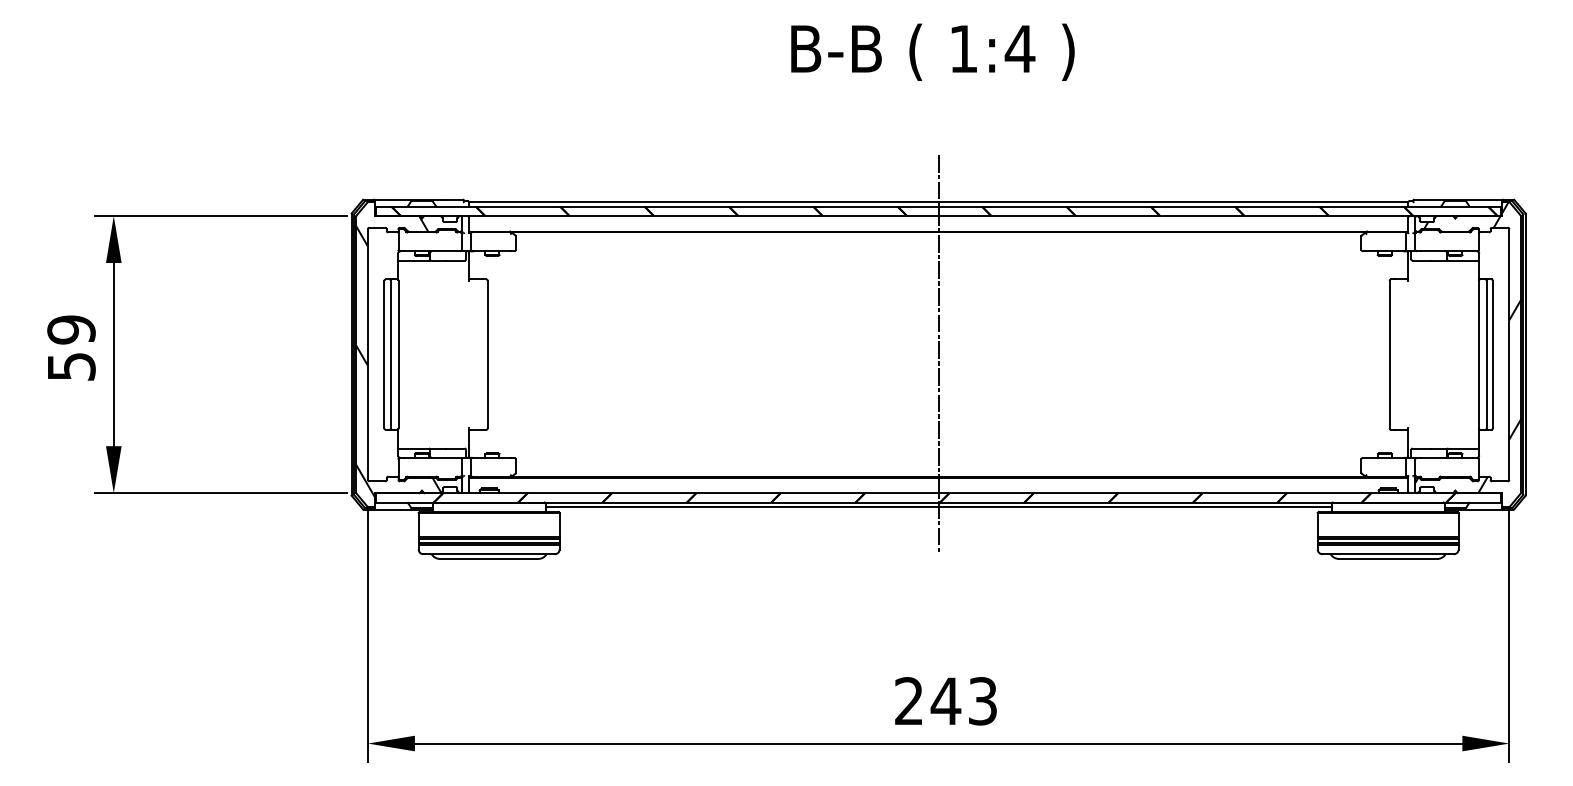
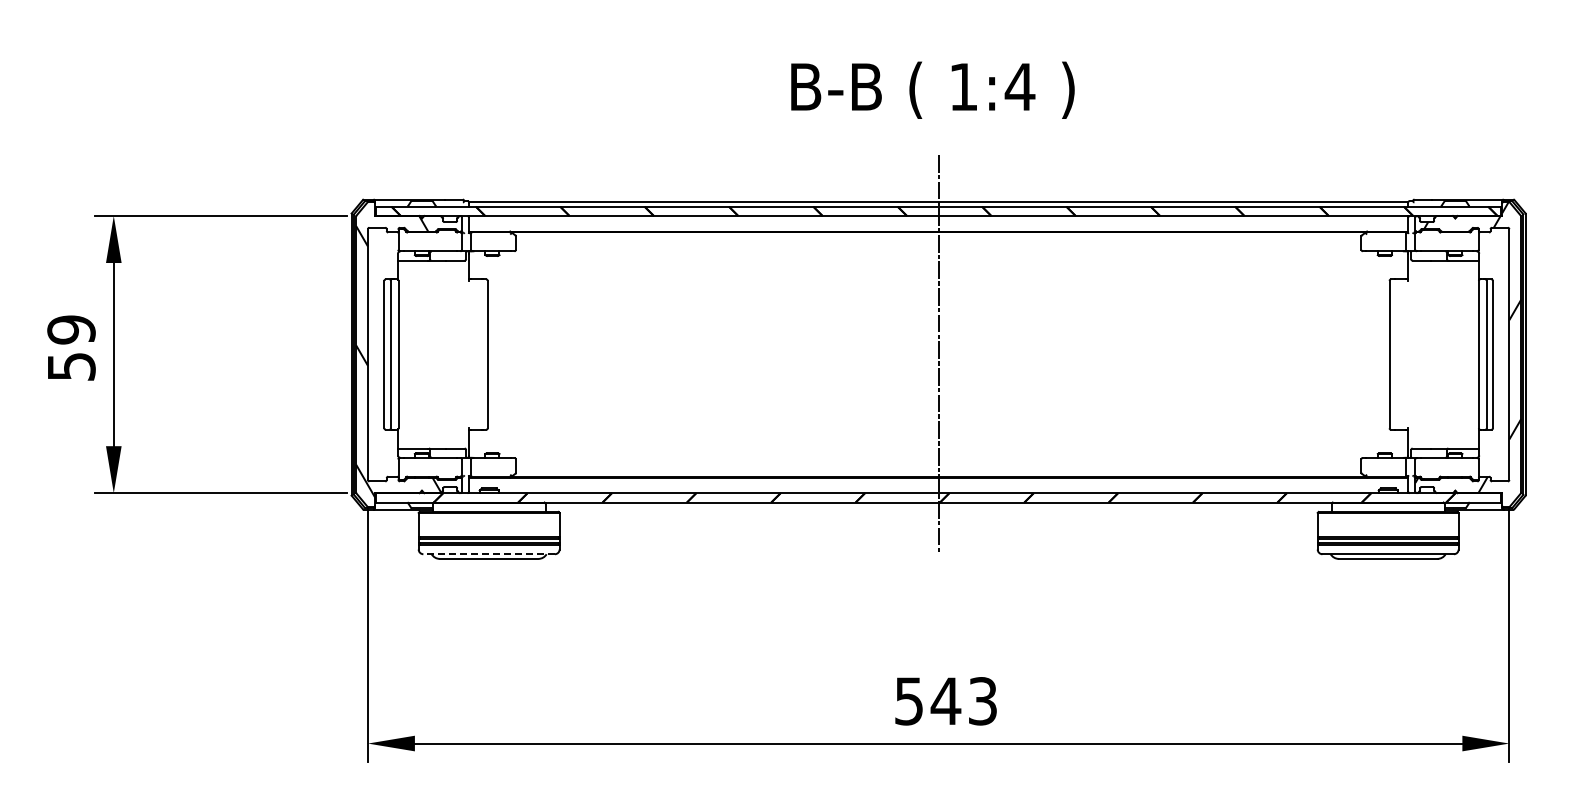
text position: (932, 51) -> (932, 89) (932, 89)
line: present -> none (938, 507)
line: solid -> dashed (489, 554)
text: 243 -> 543 (908, 701)
